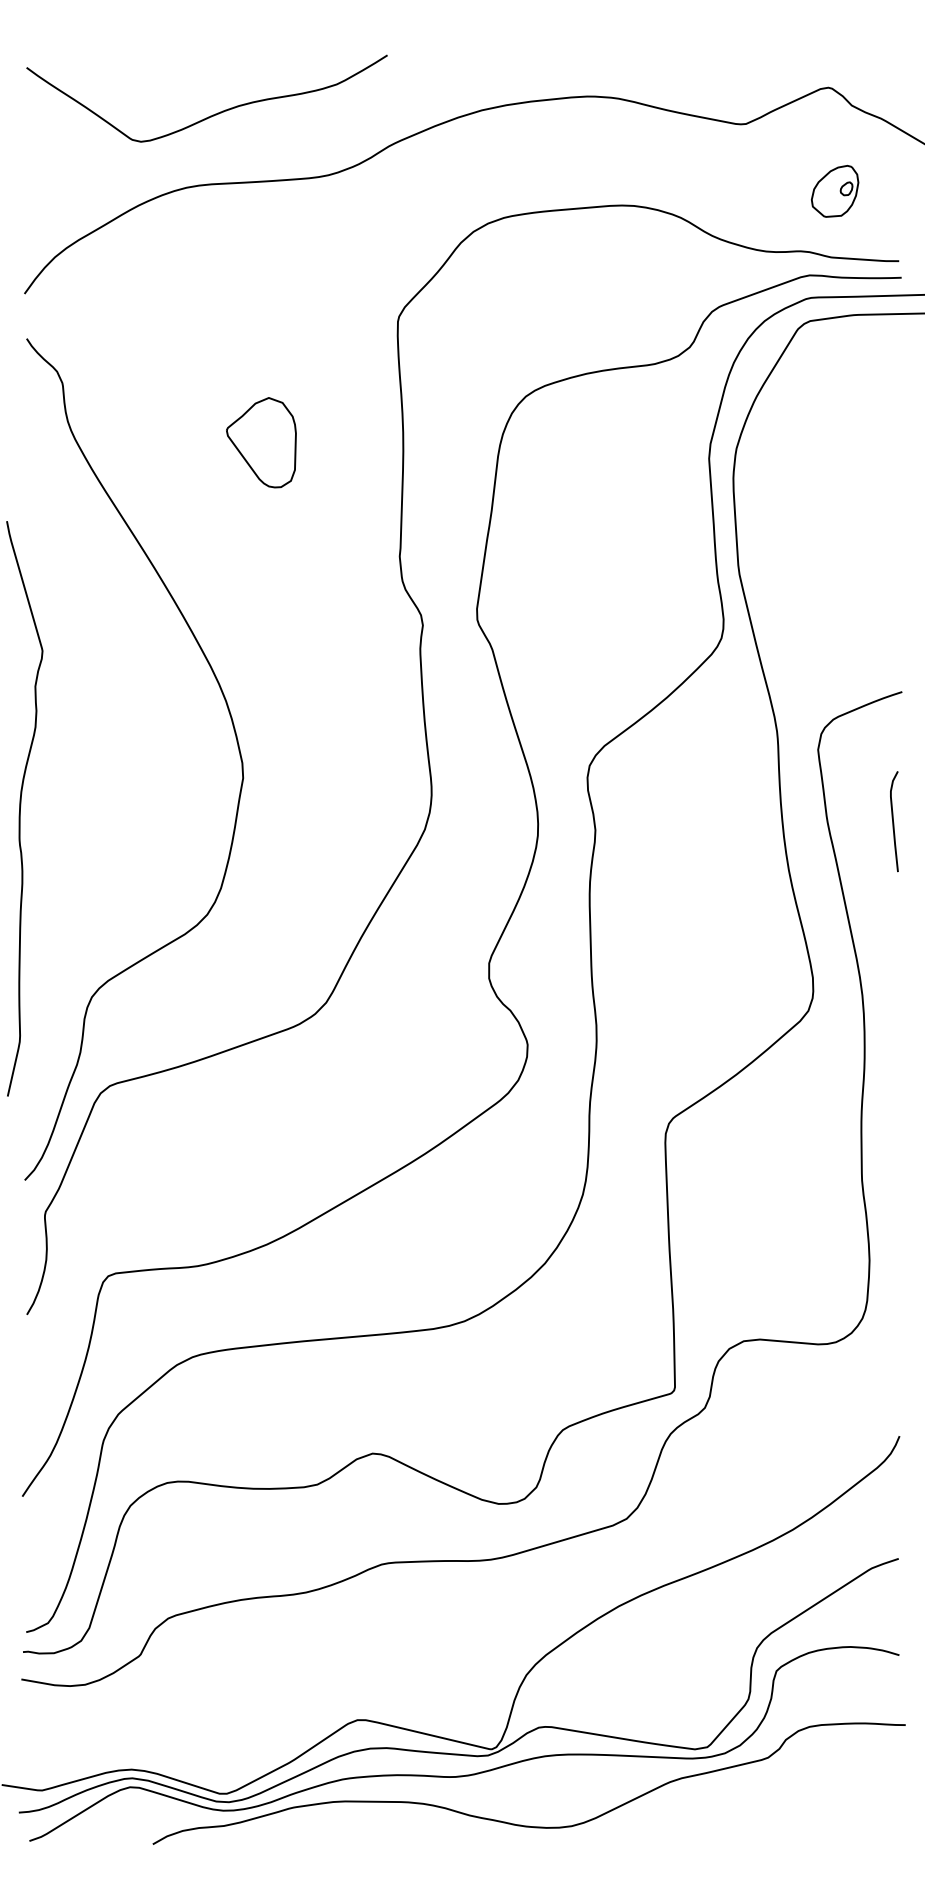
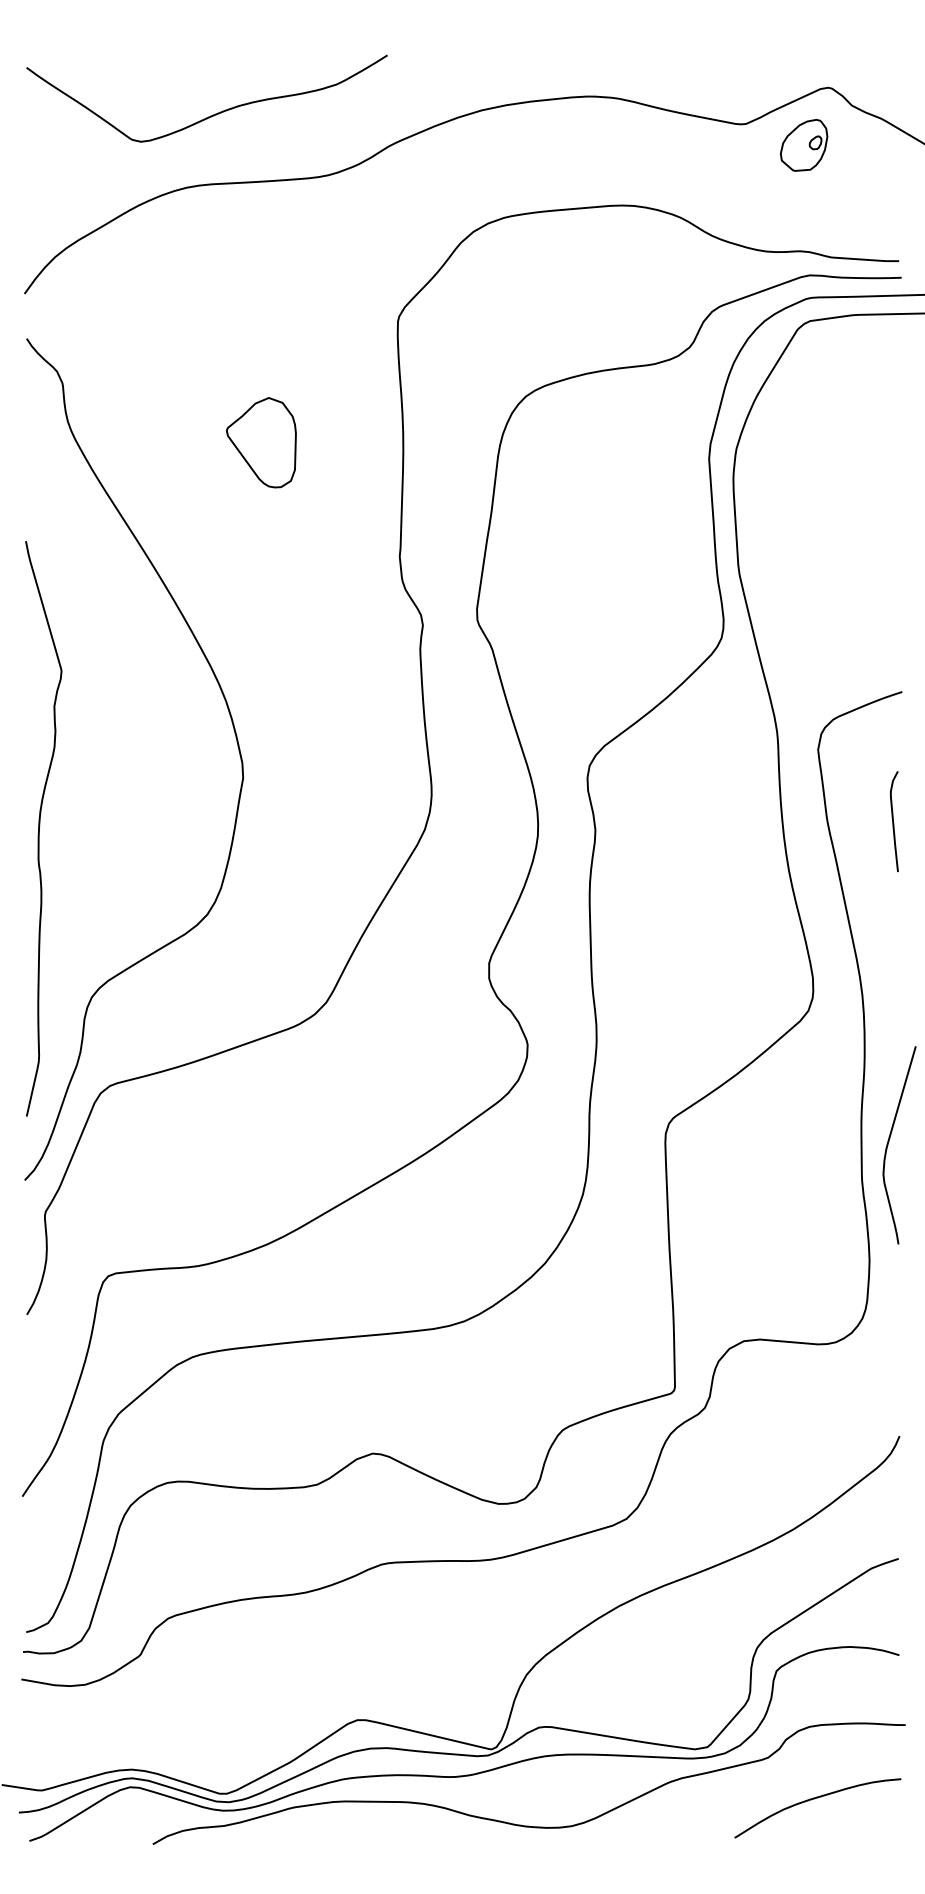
part position: (835, 190) -> (804, 144) (804, 144)
curve position: (21, 806) -> (40, 826) (40, 826)
curve: none -> present (889, 1142)
curve: none -> present (814, 1799)
